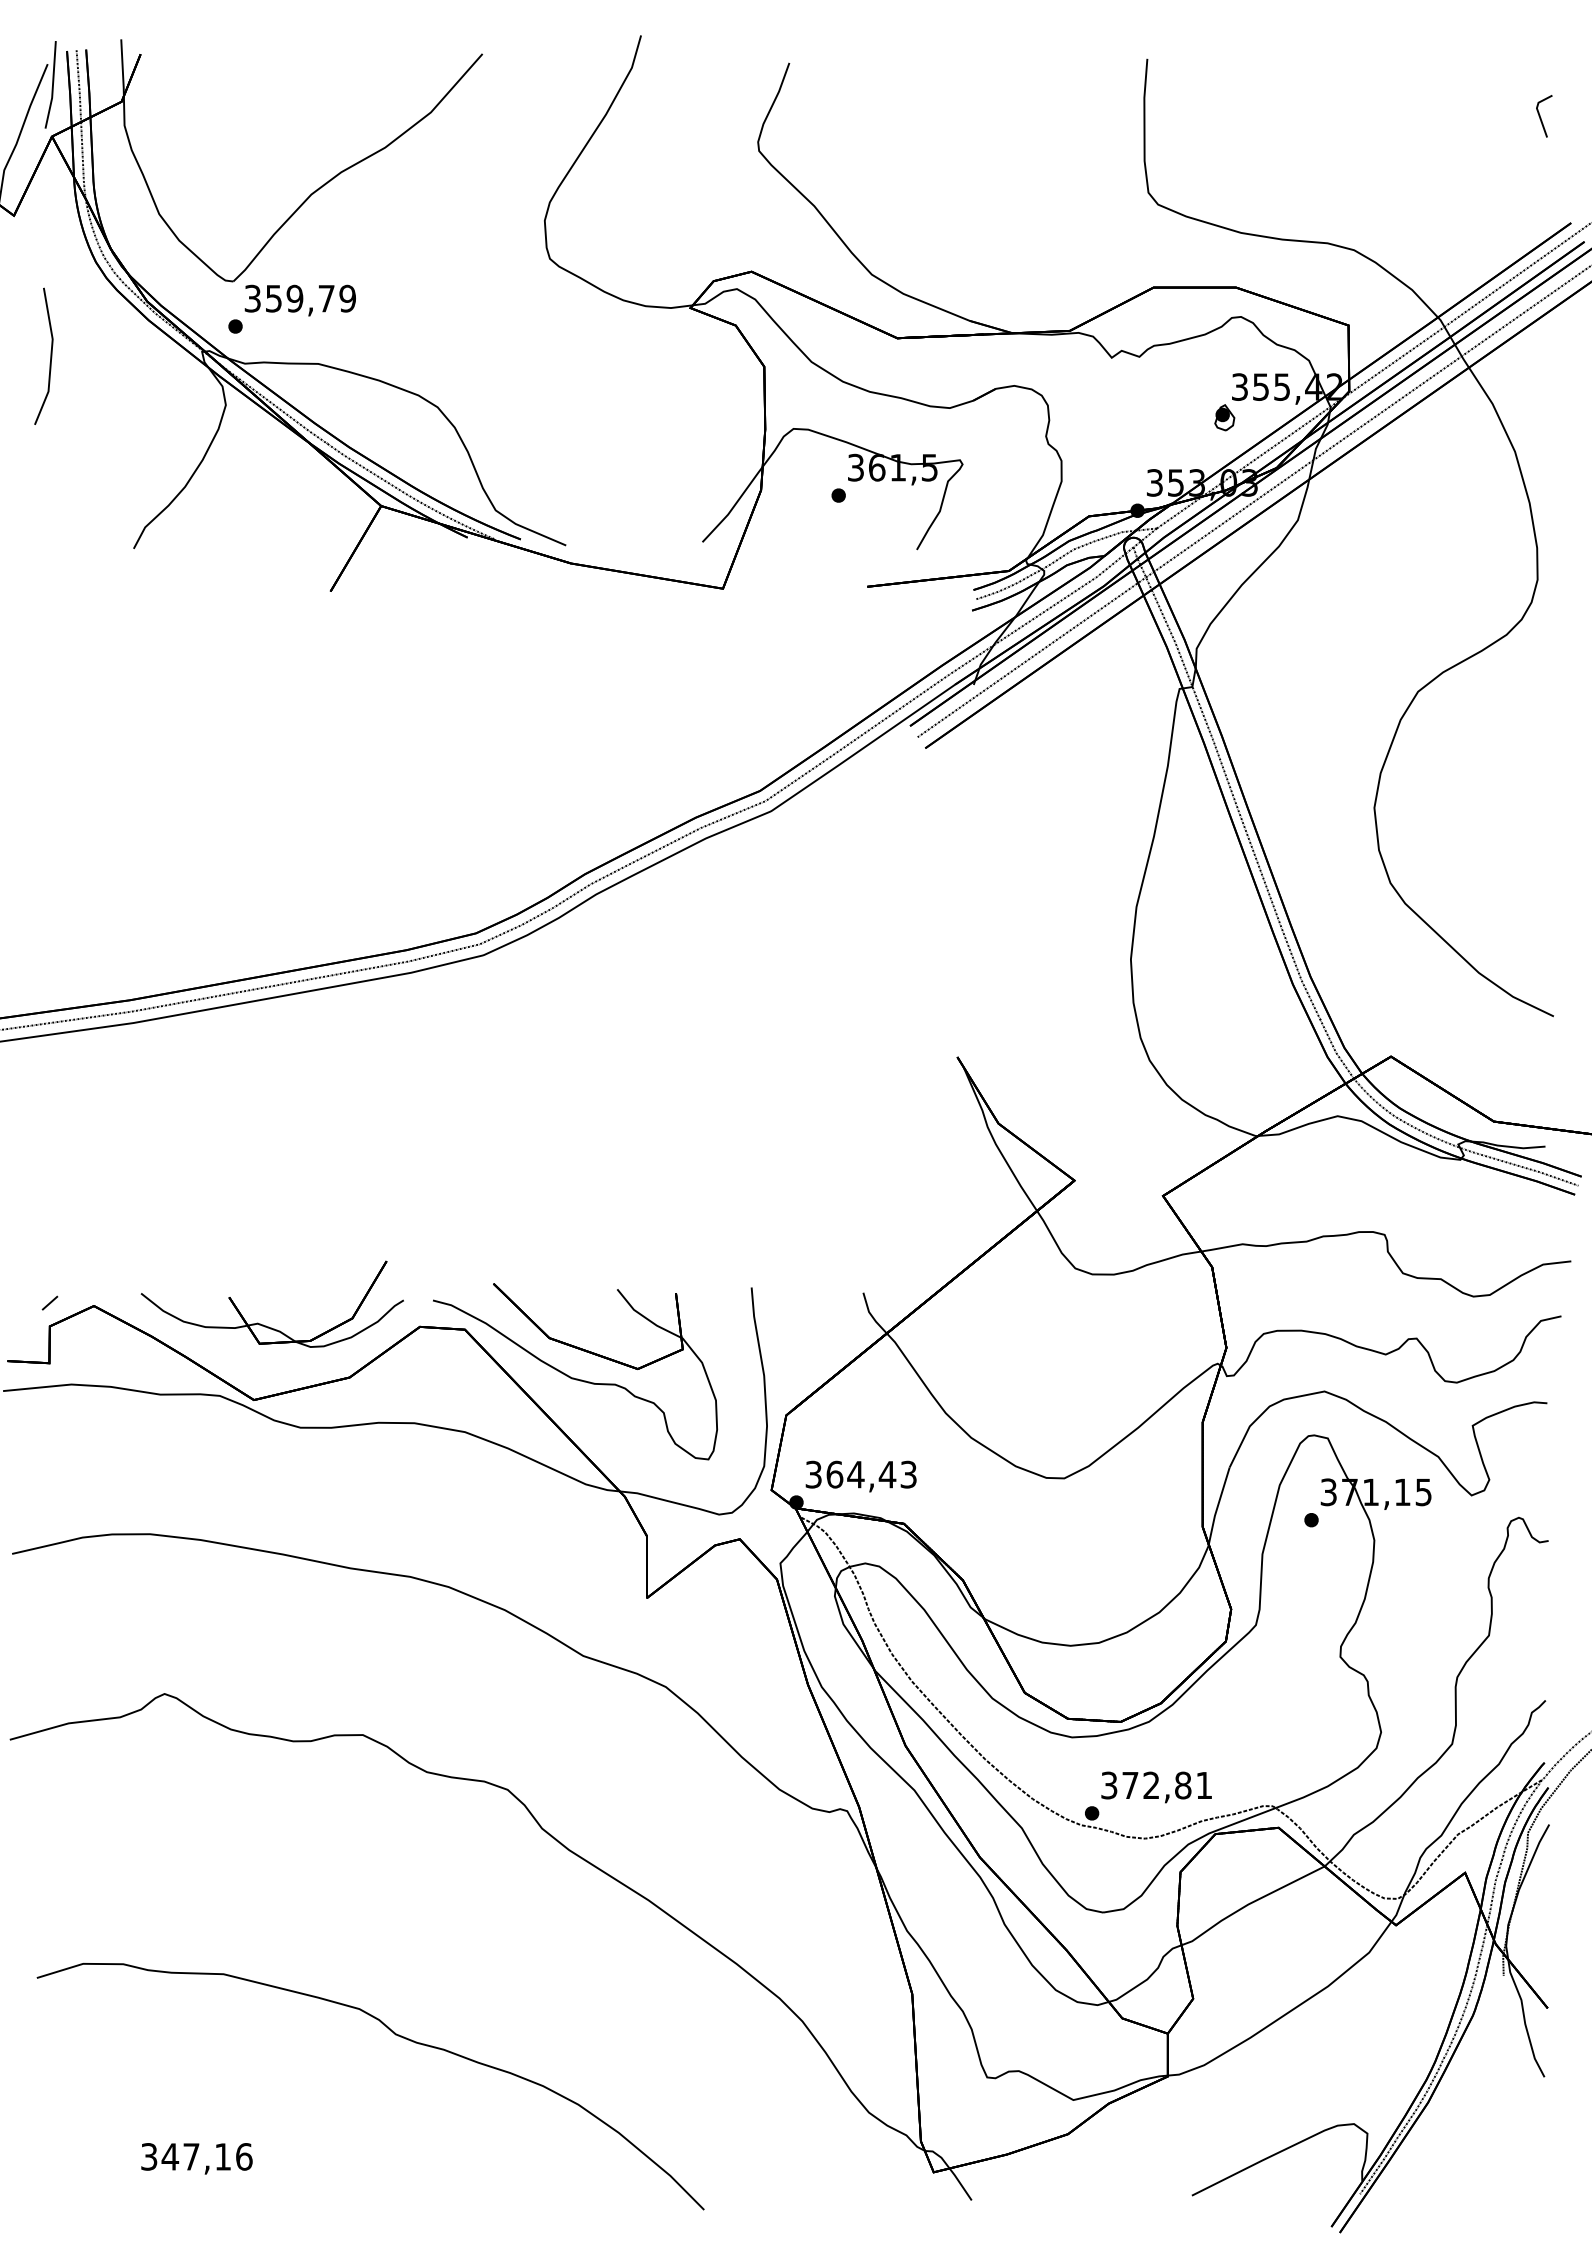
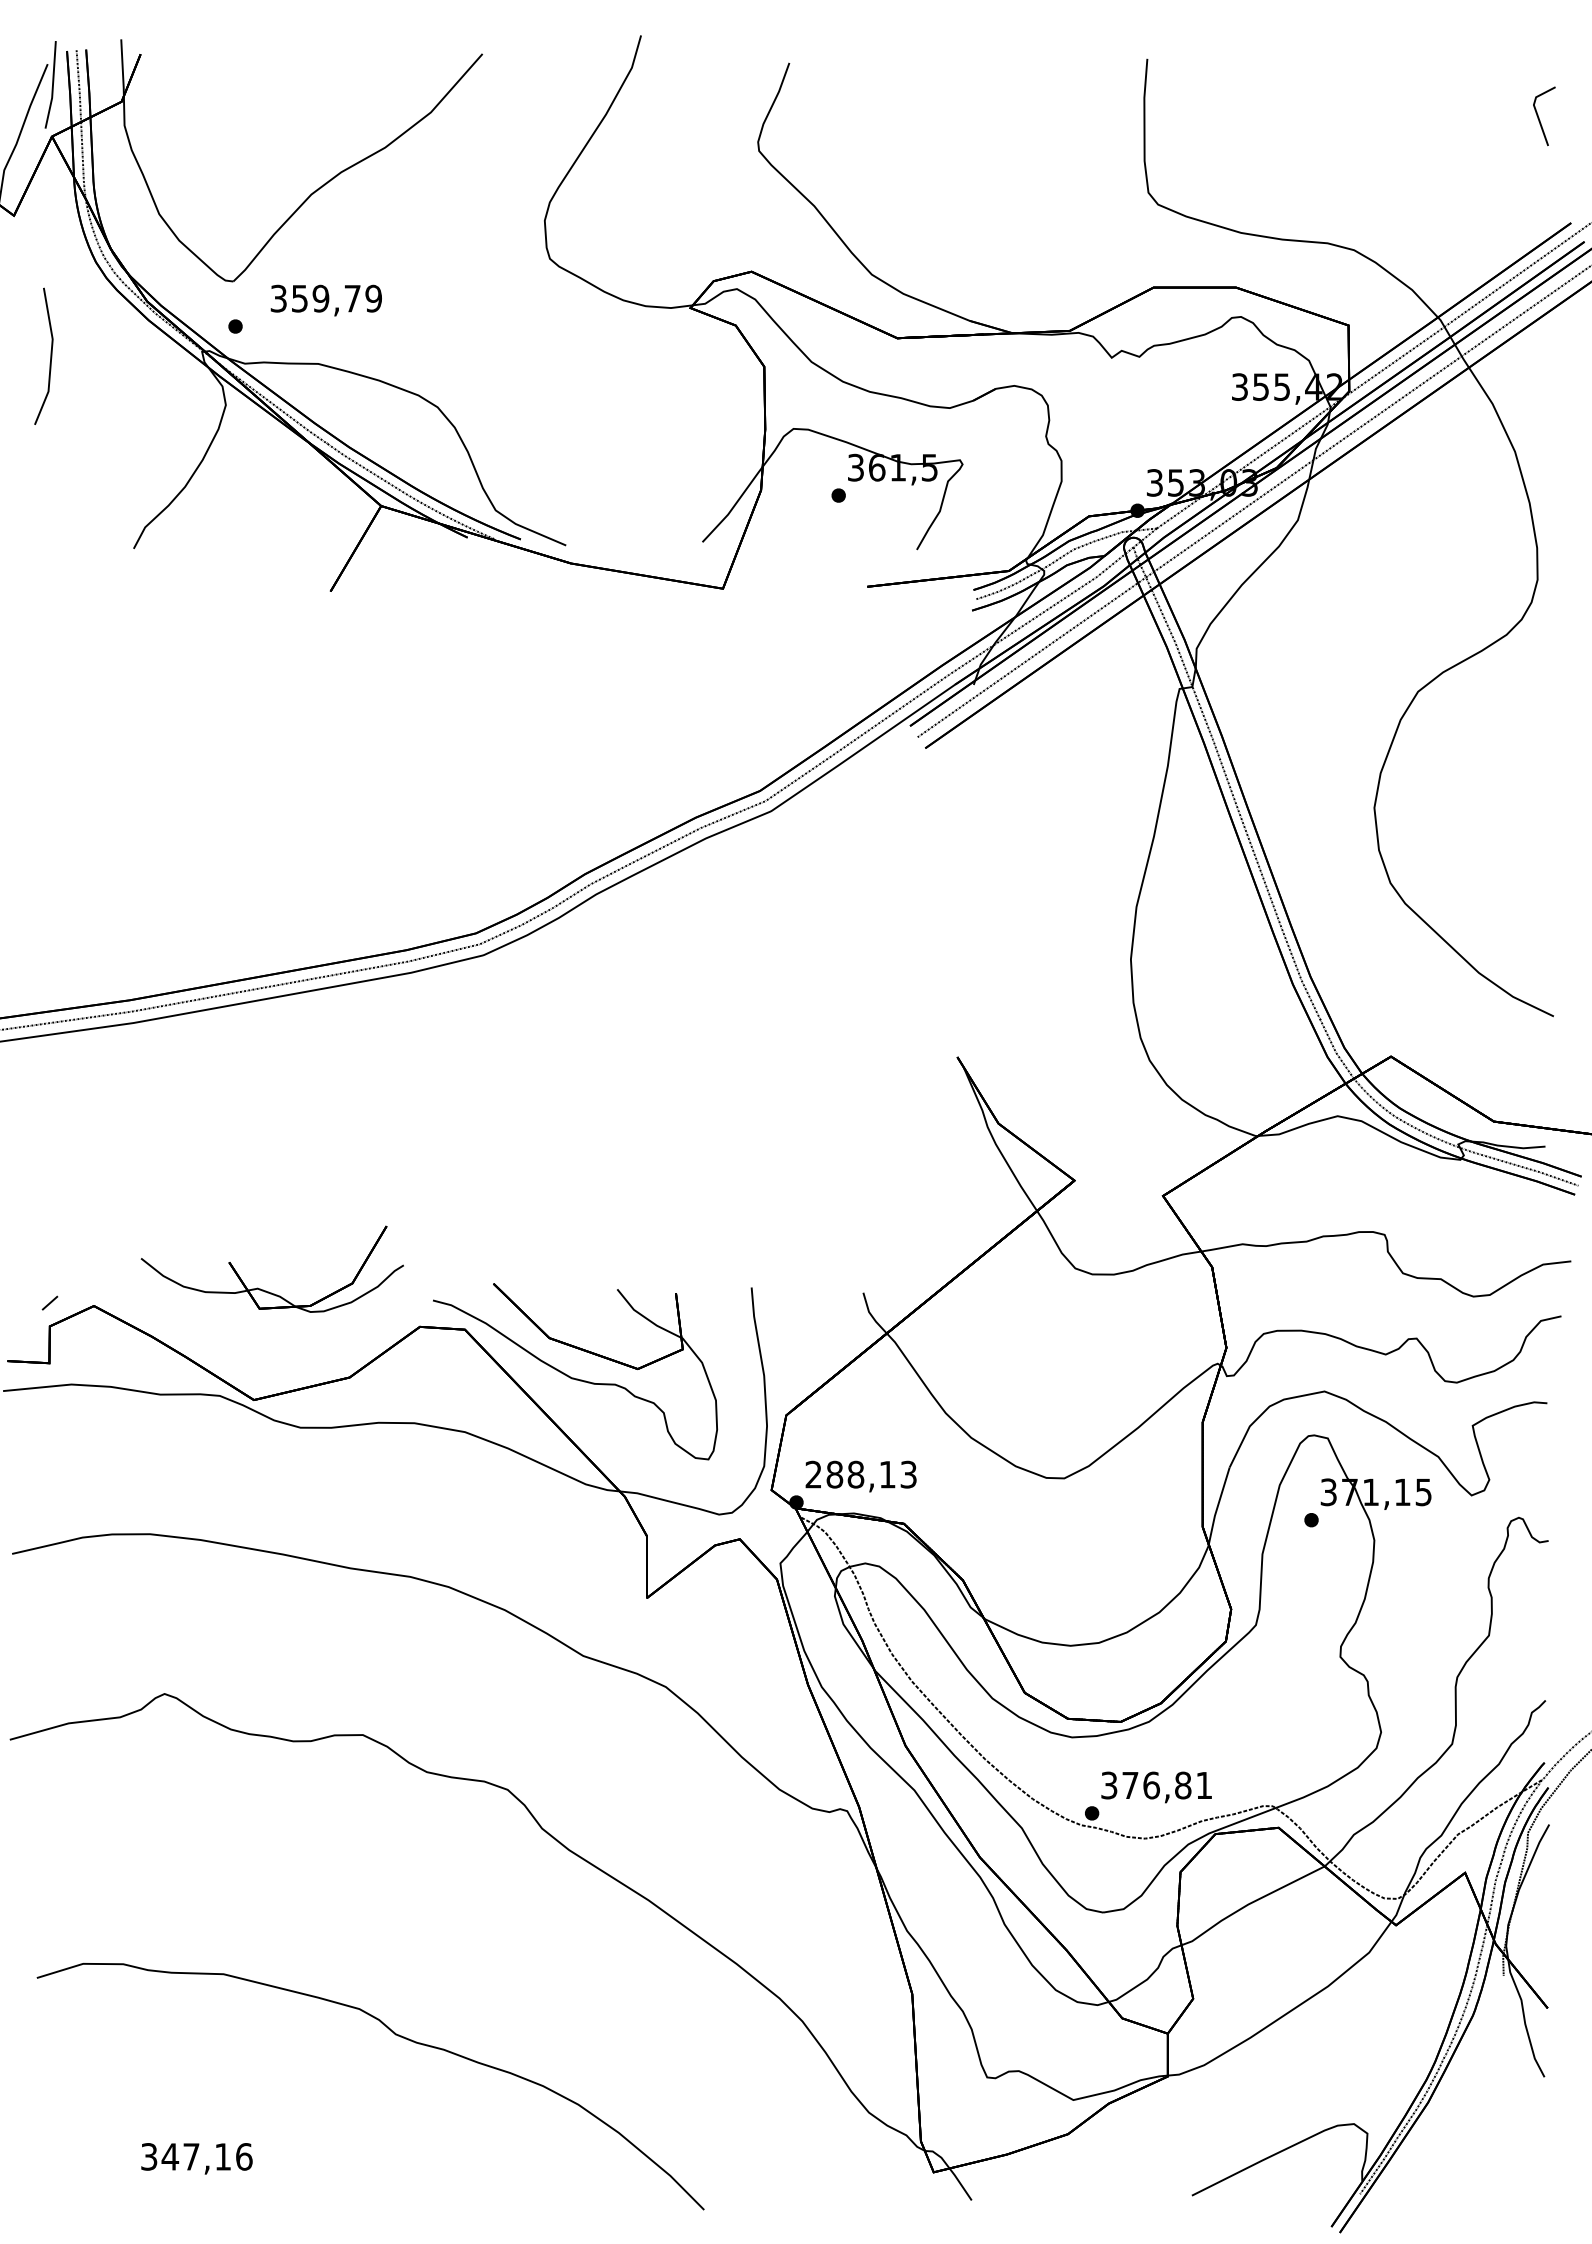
part size: 17x43 px -> 23x61 px (1544, 116)
text position: (299, 300) -> (325, 300) (325, 300)
part: present -> none (1224, 417)
part position: (263, 1324) -> (263, 1289) (263, 1289)
text: 364,43 -> 288,13 (850, 1474)
text: 372,81 -> 376,81 (1151, 1785)
